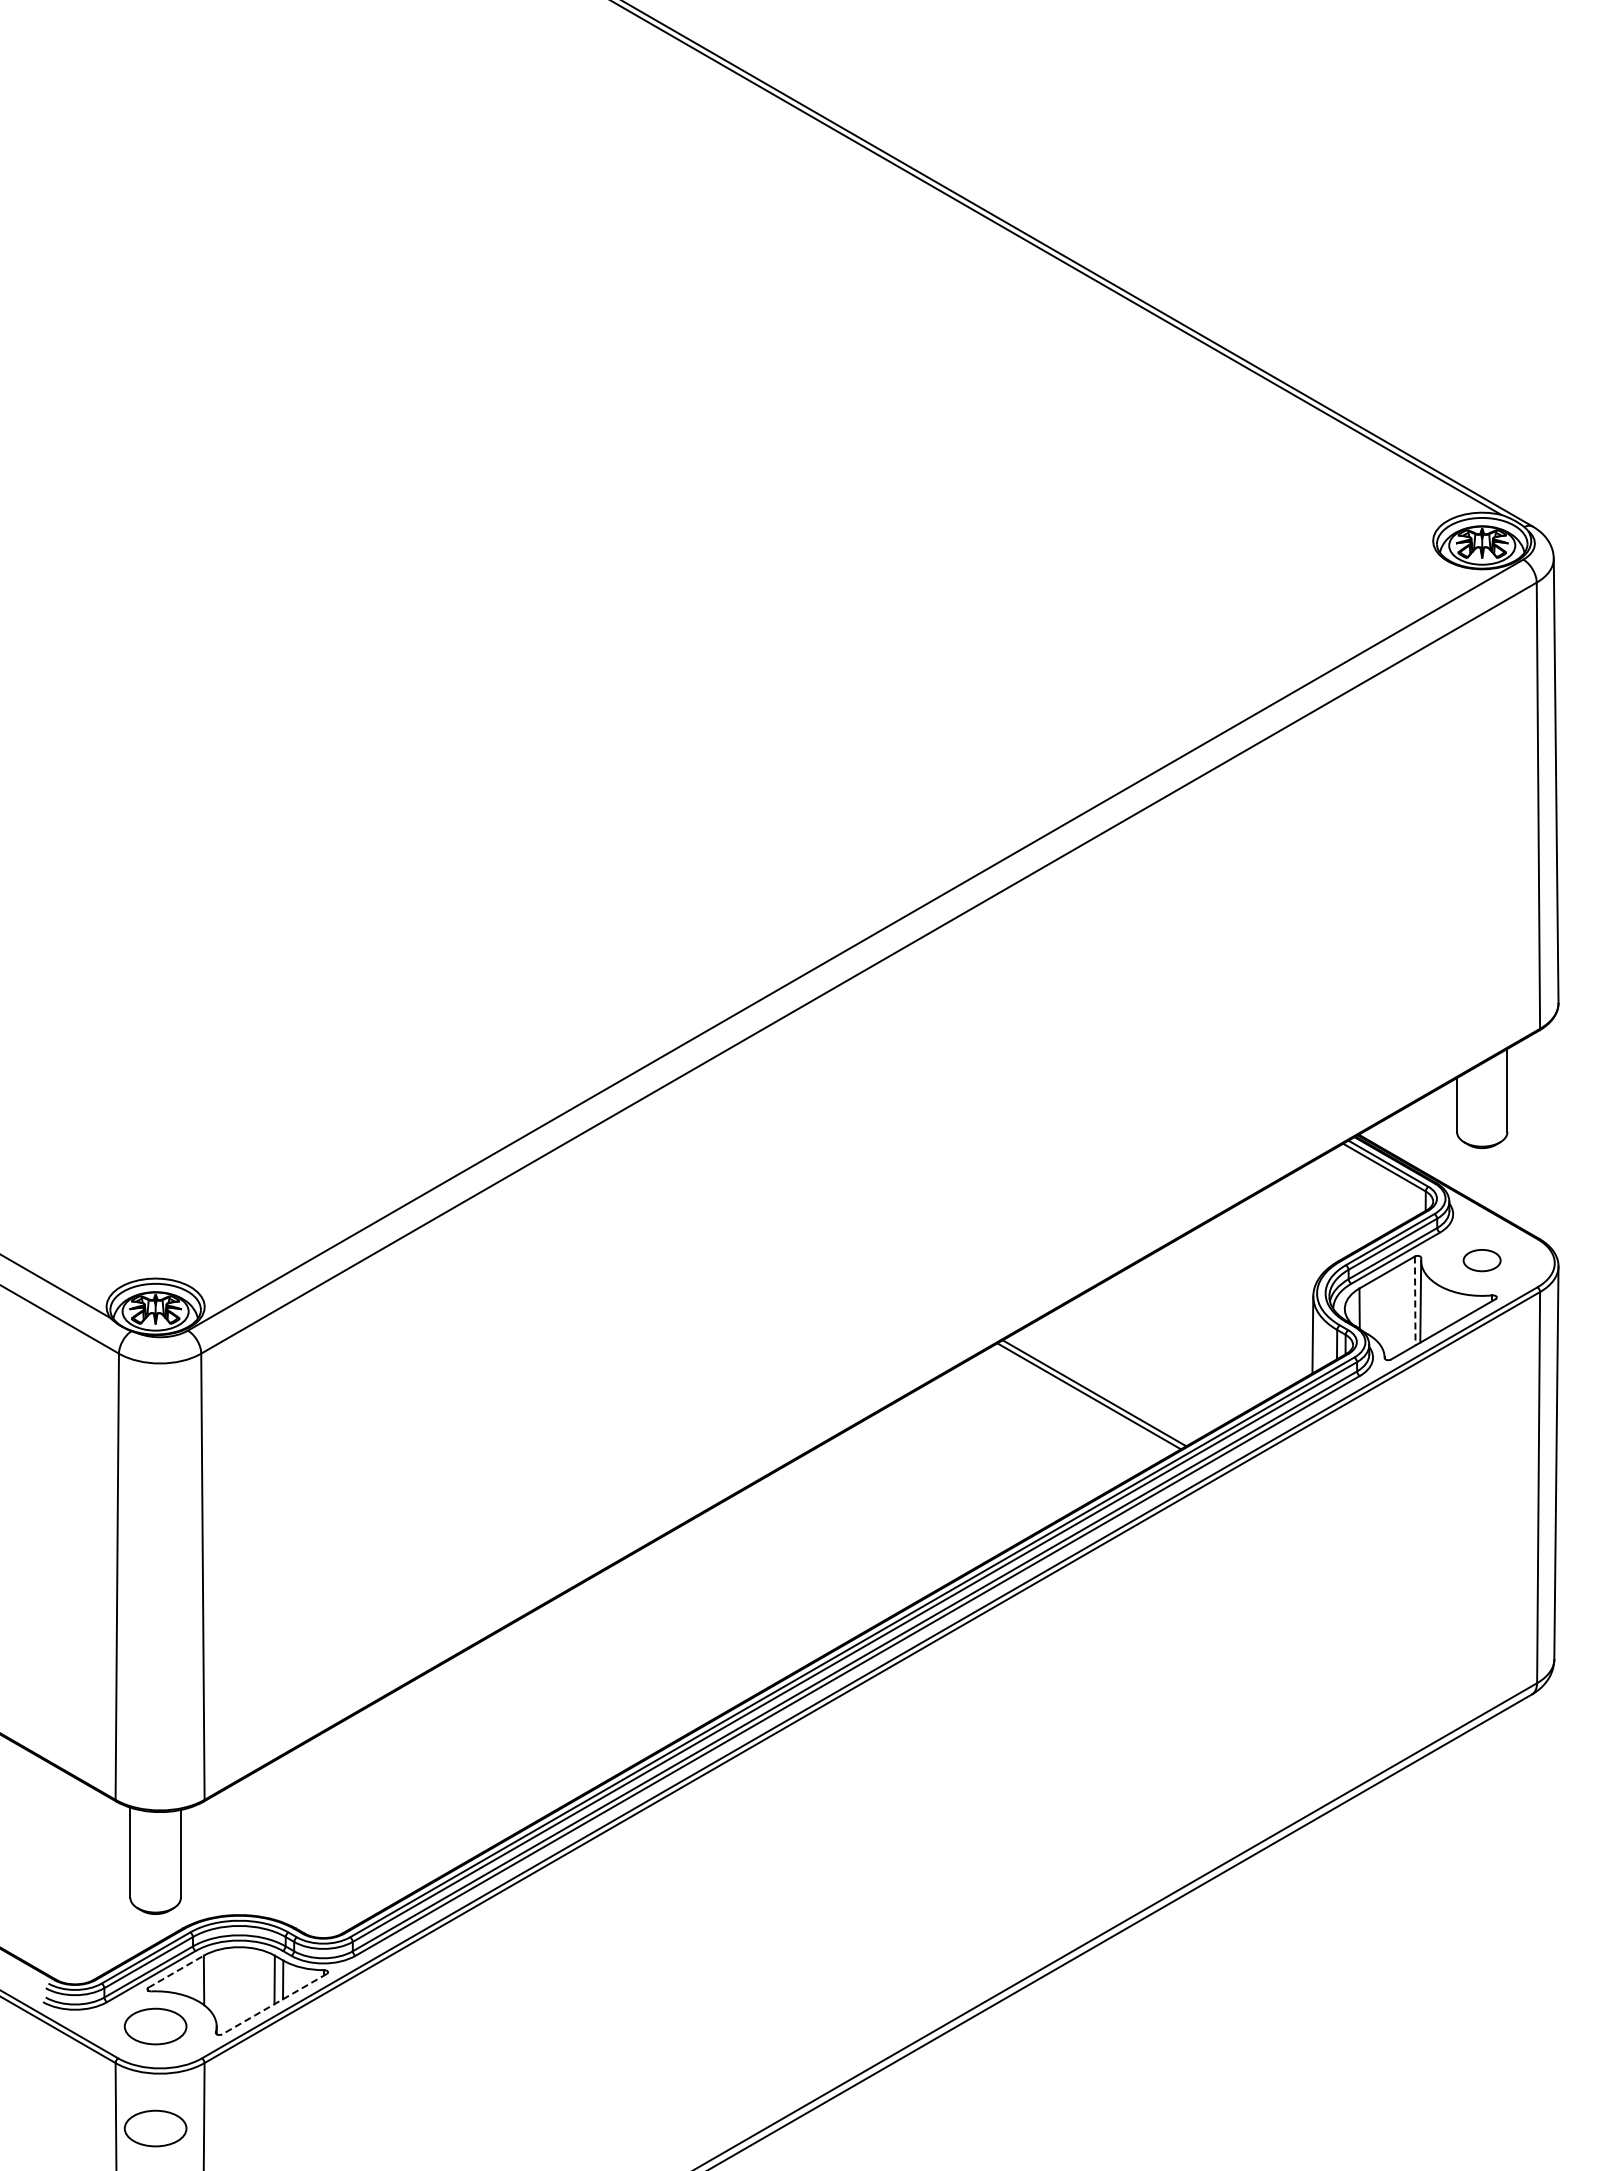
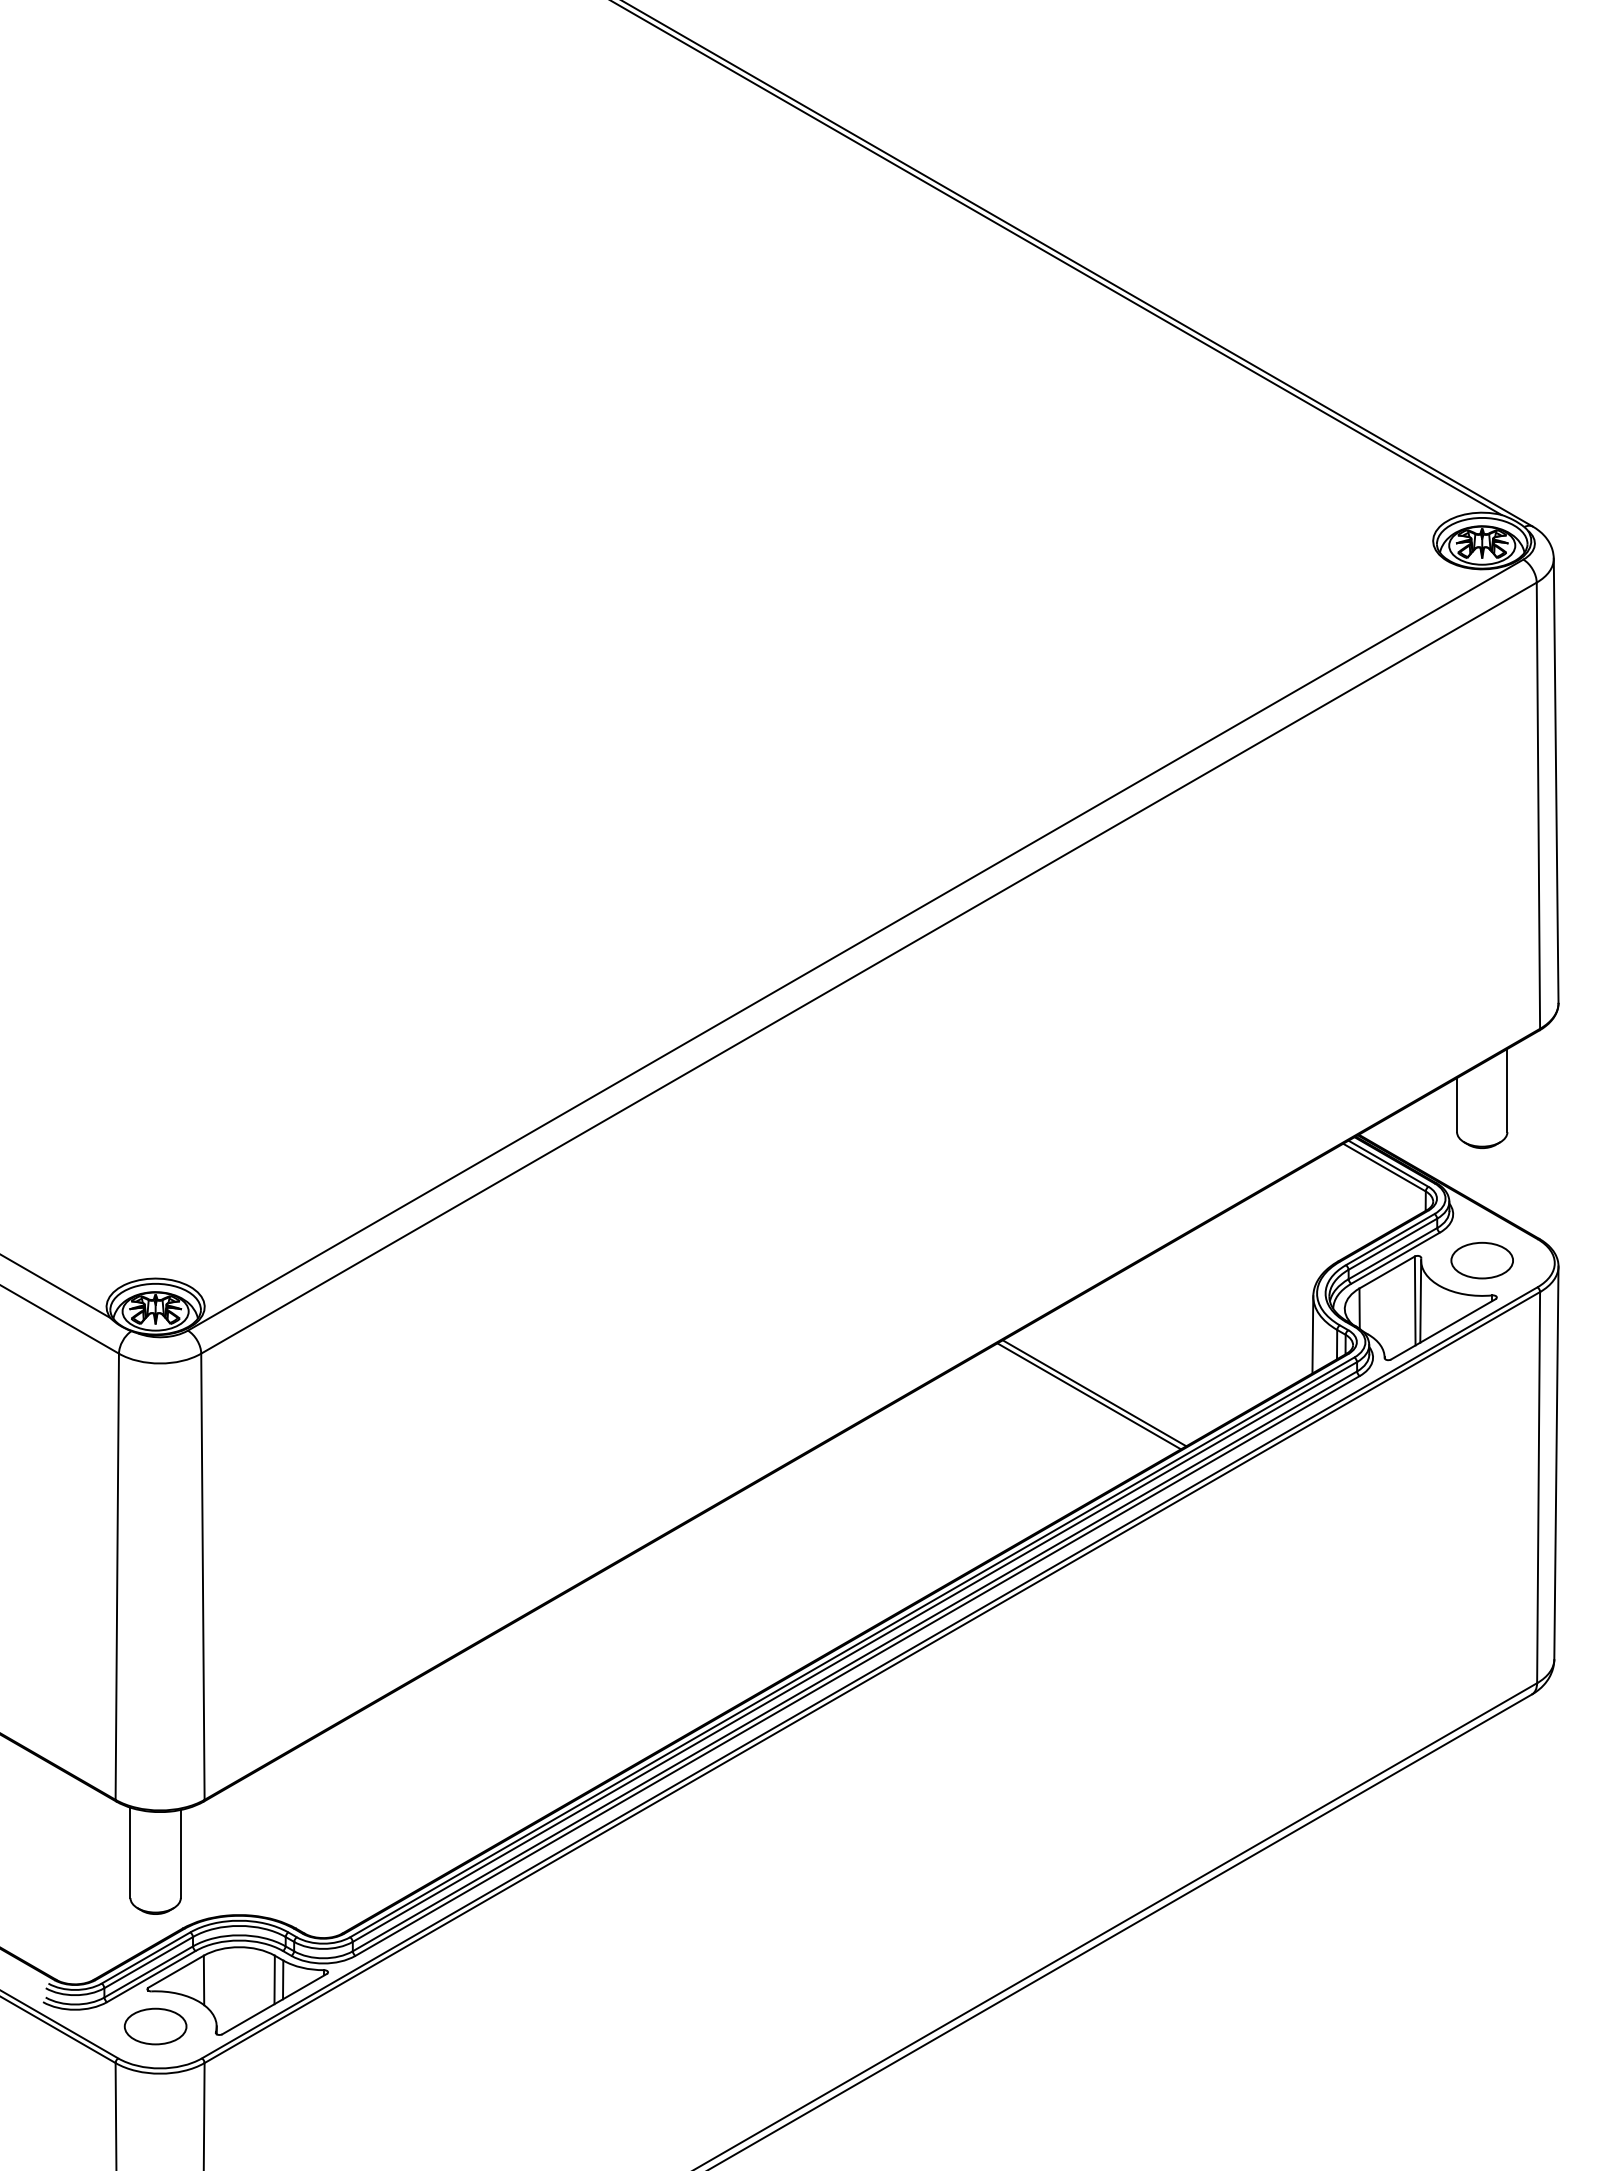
part size: 40x24 px -> 64x39 px (1481, 1260)
line: dashed -> solid (1415, 1301)
line: dashed -> solid (176, 1971)
line: dashed -> solid (274, 2004)
part: present -> none (155, 2128)
